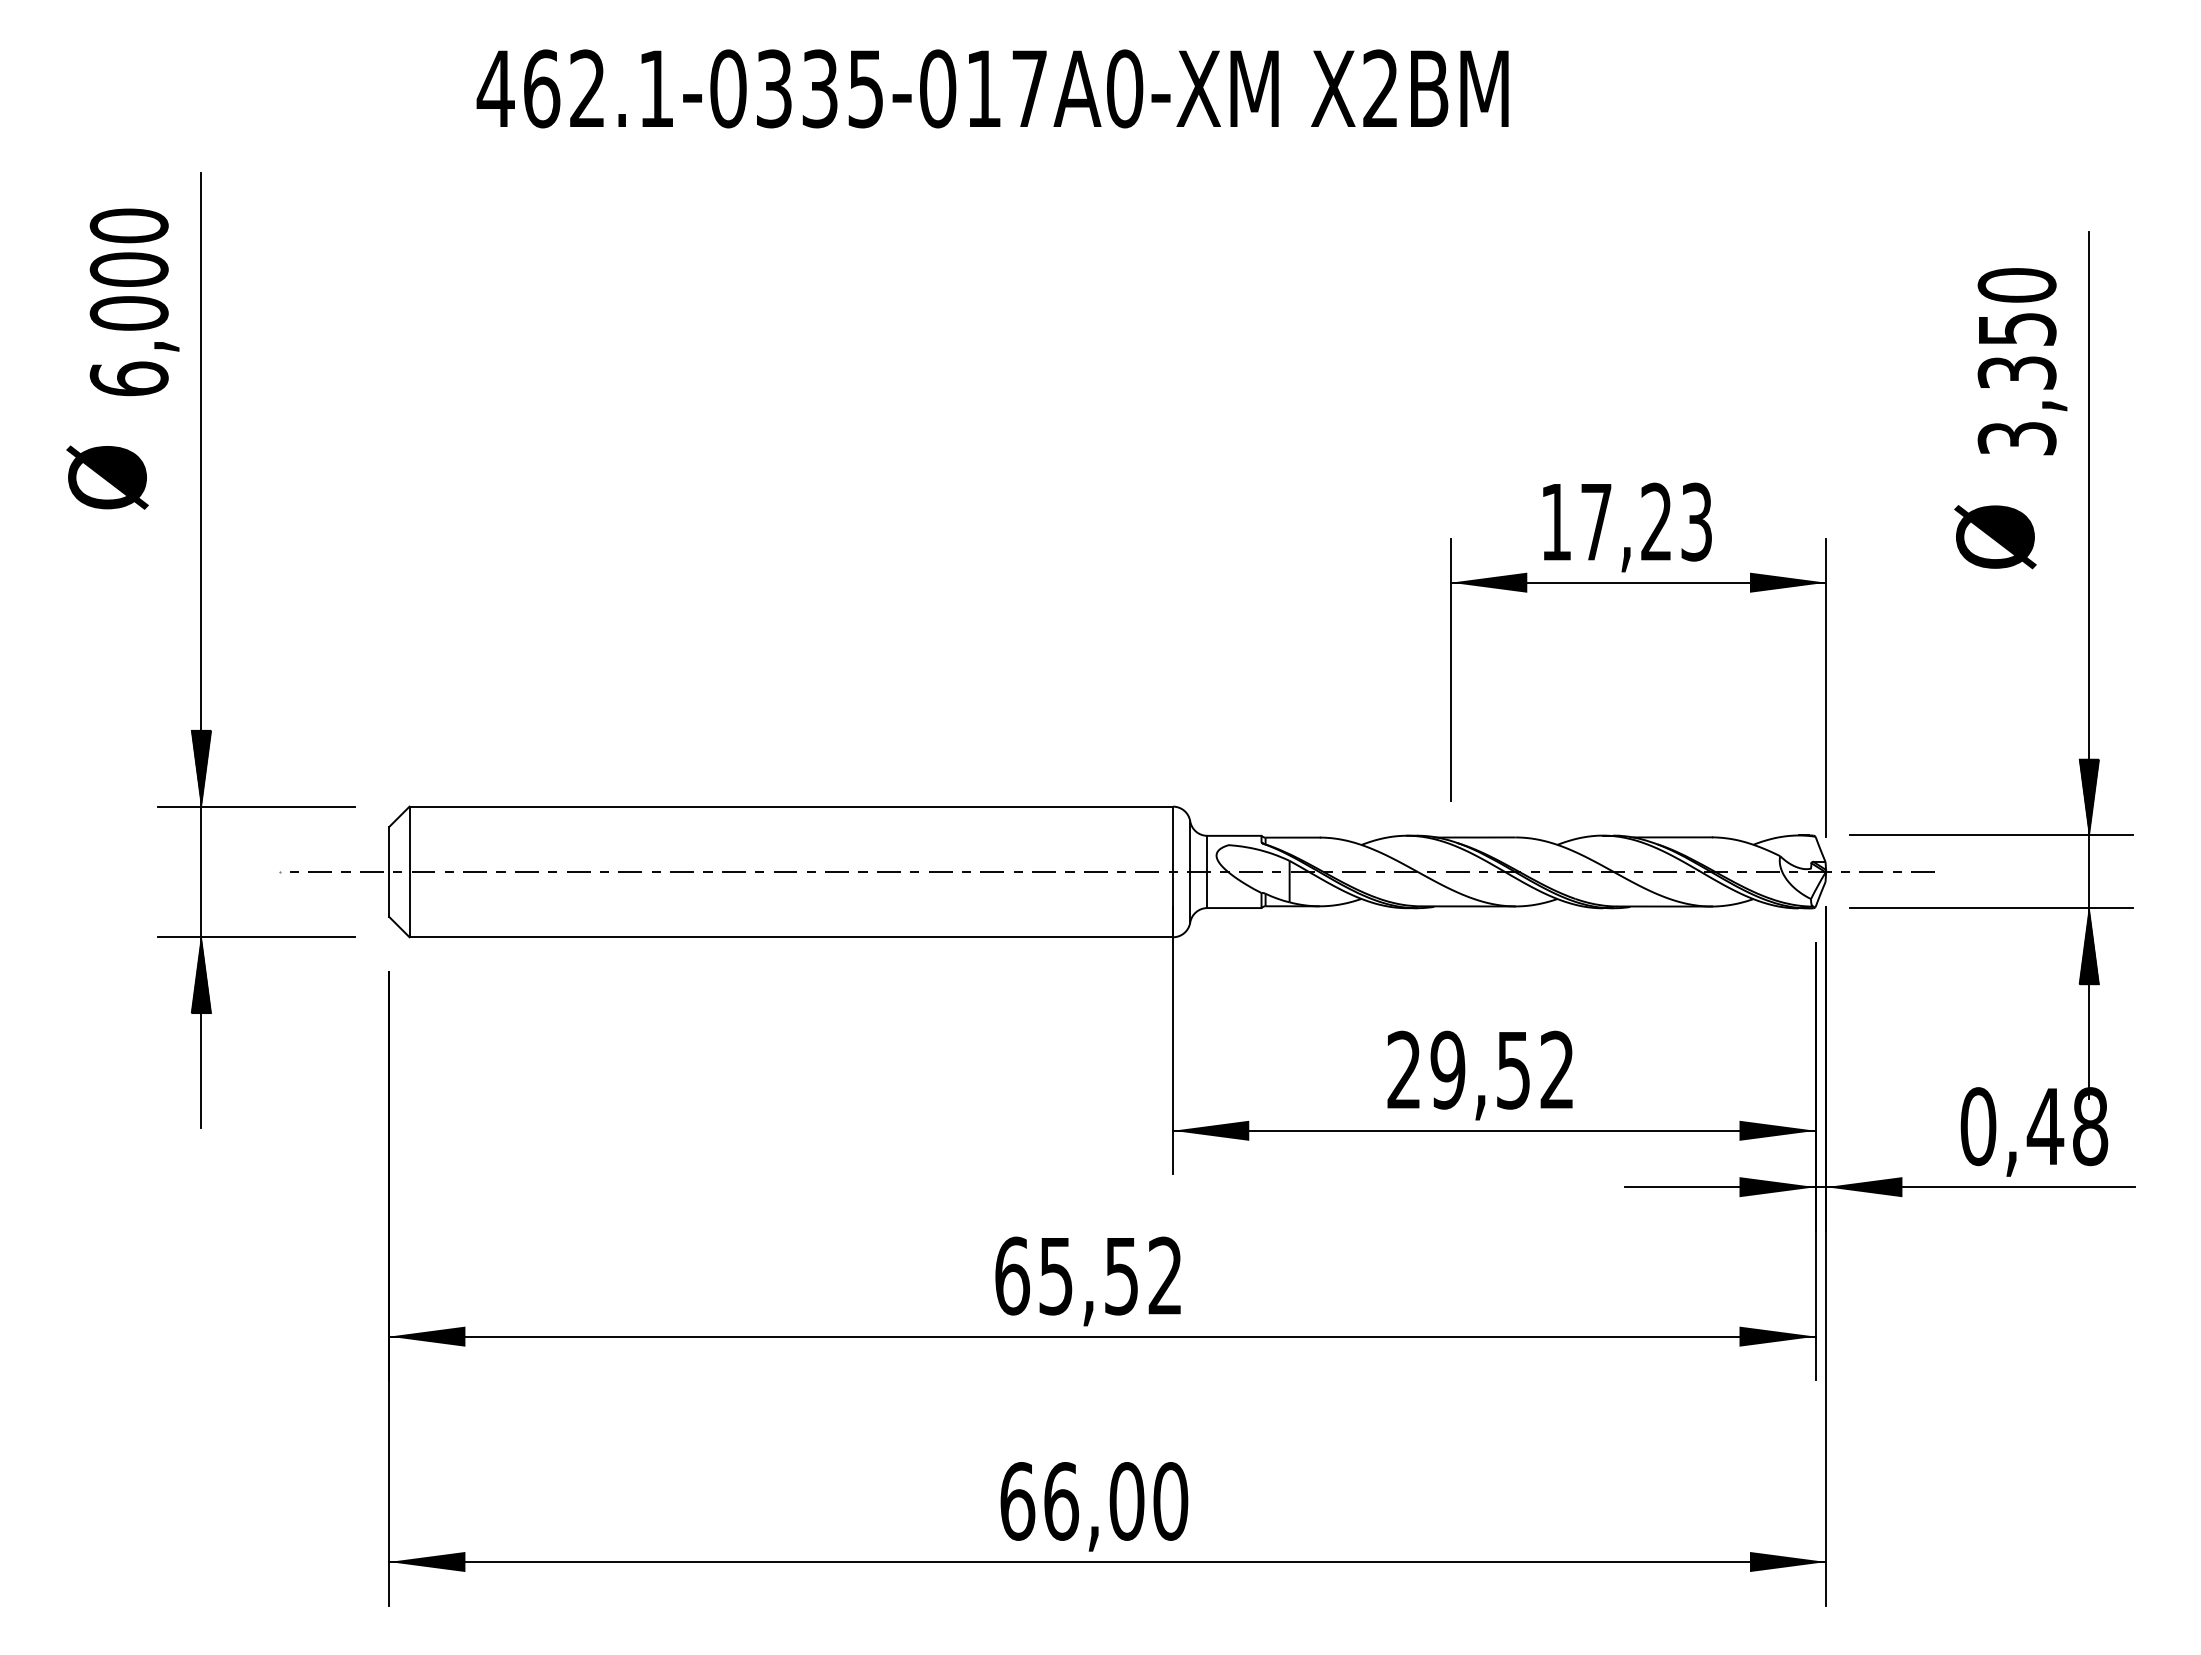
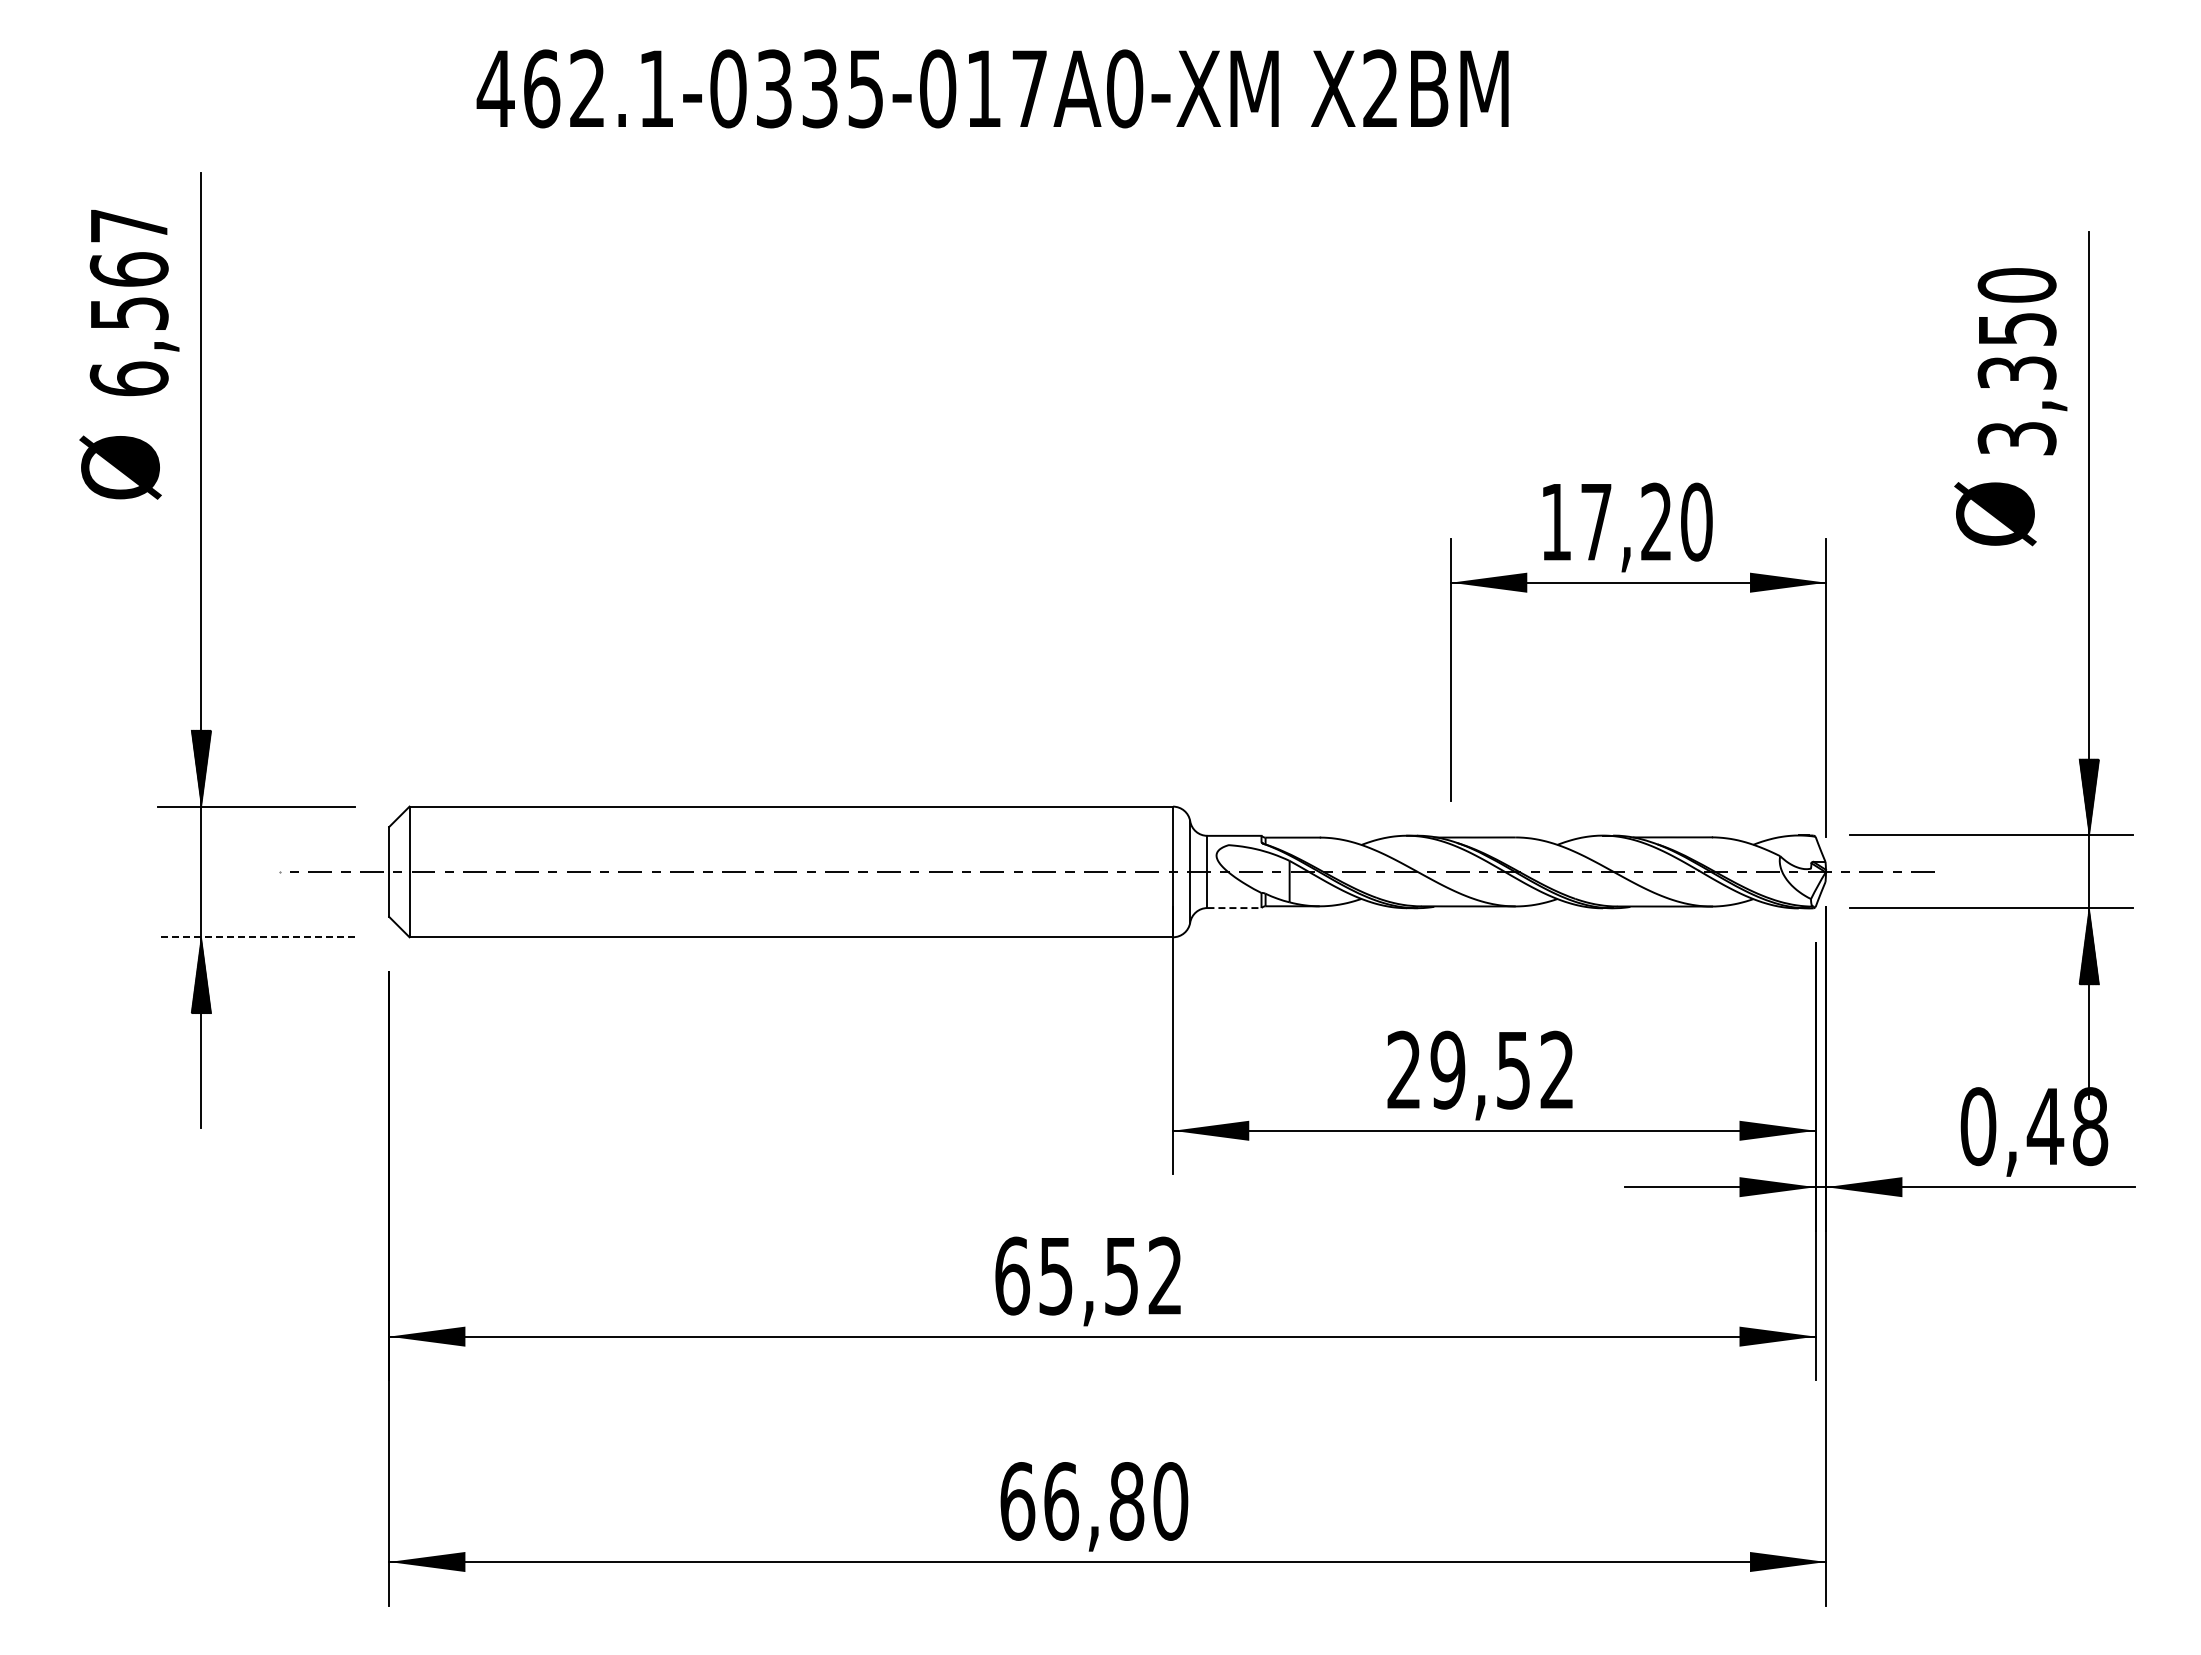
text: 6,000 -> 6,567 (128, 269)
text position: (107, 477) -> (120, 467) (120, 467)
text: 17,23 -> 17,20 (1696, 521)
text position: (1995, 537) -> (1995, 514) (1995, 514)
line: solid -> dashed (1234, 908)
line: solid -> dashed (255, 937)
text: 66,00 -> 66,80 (1126, 1501)
